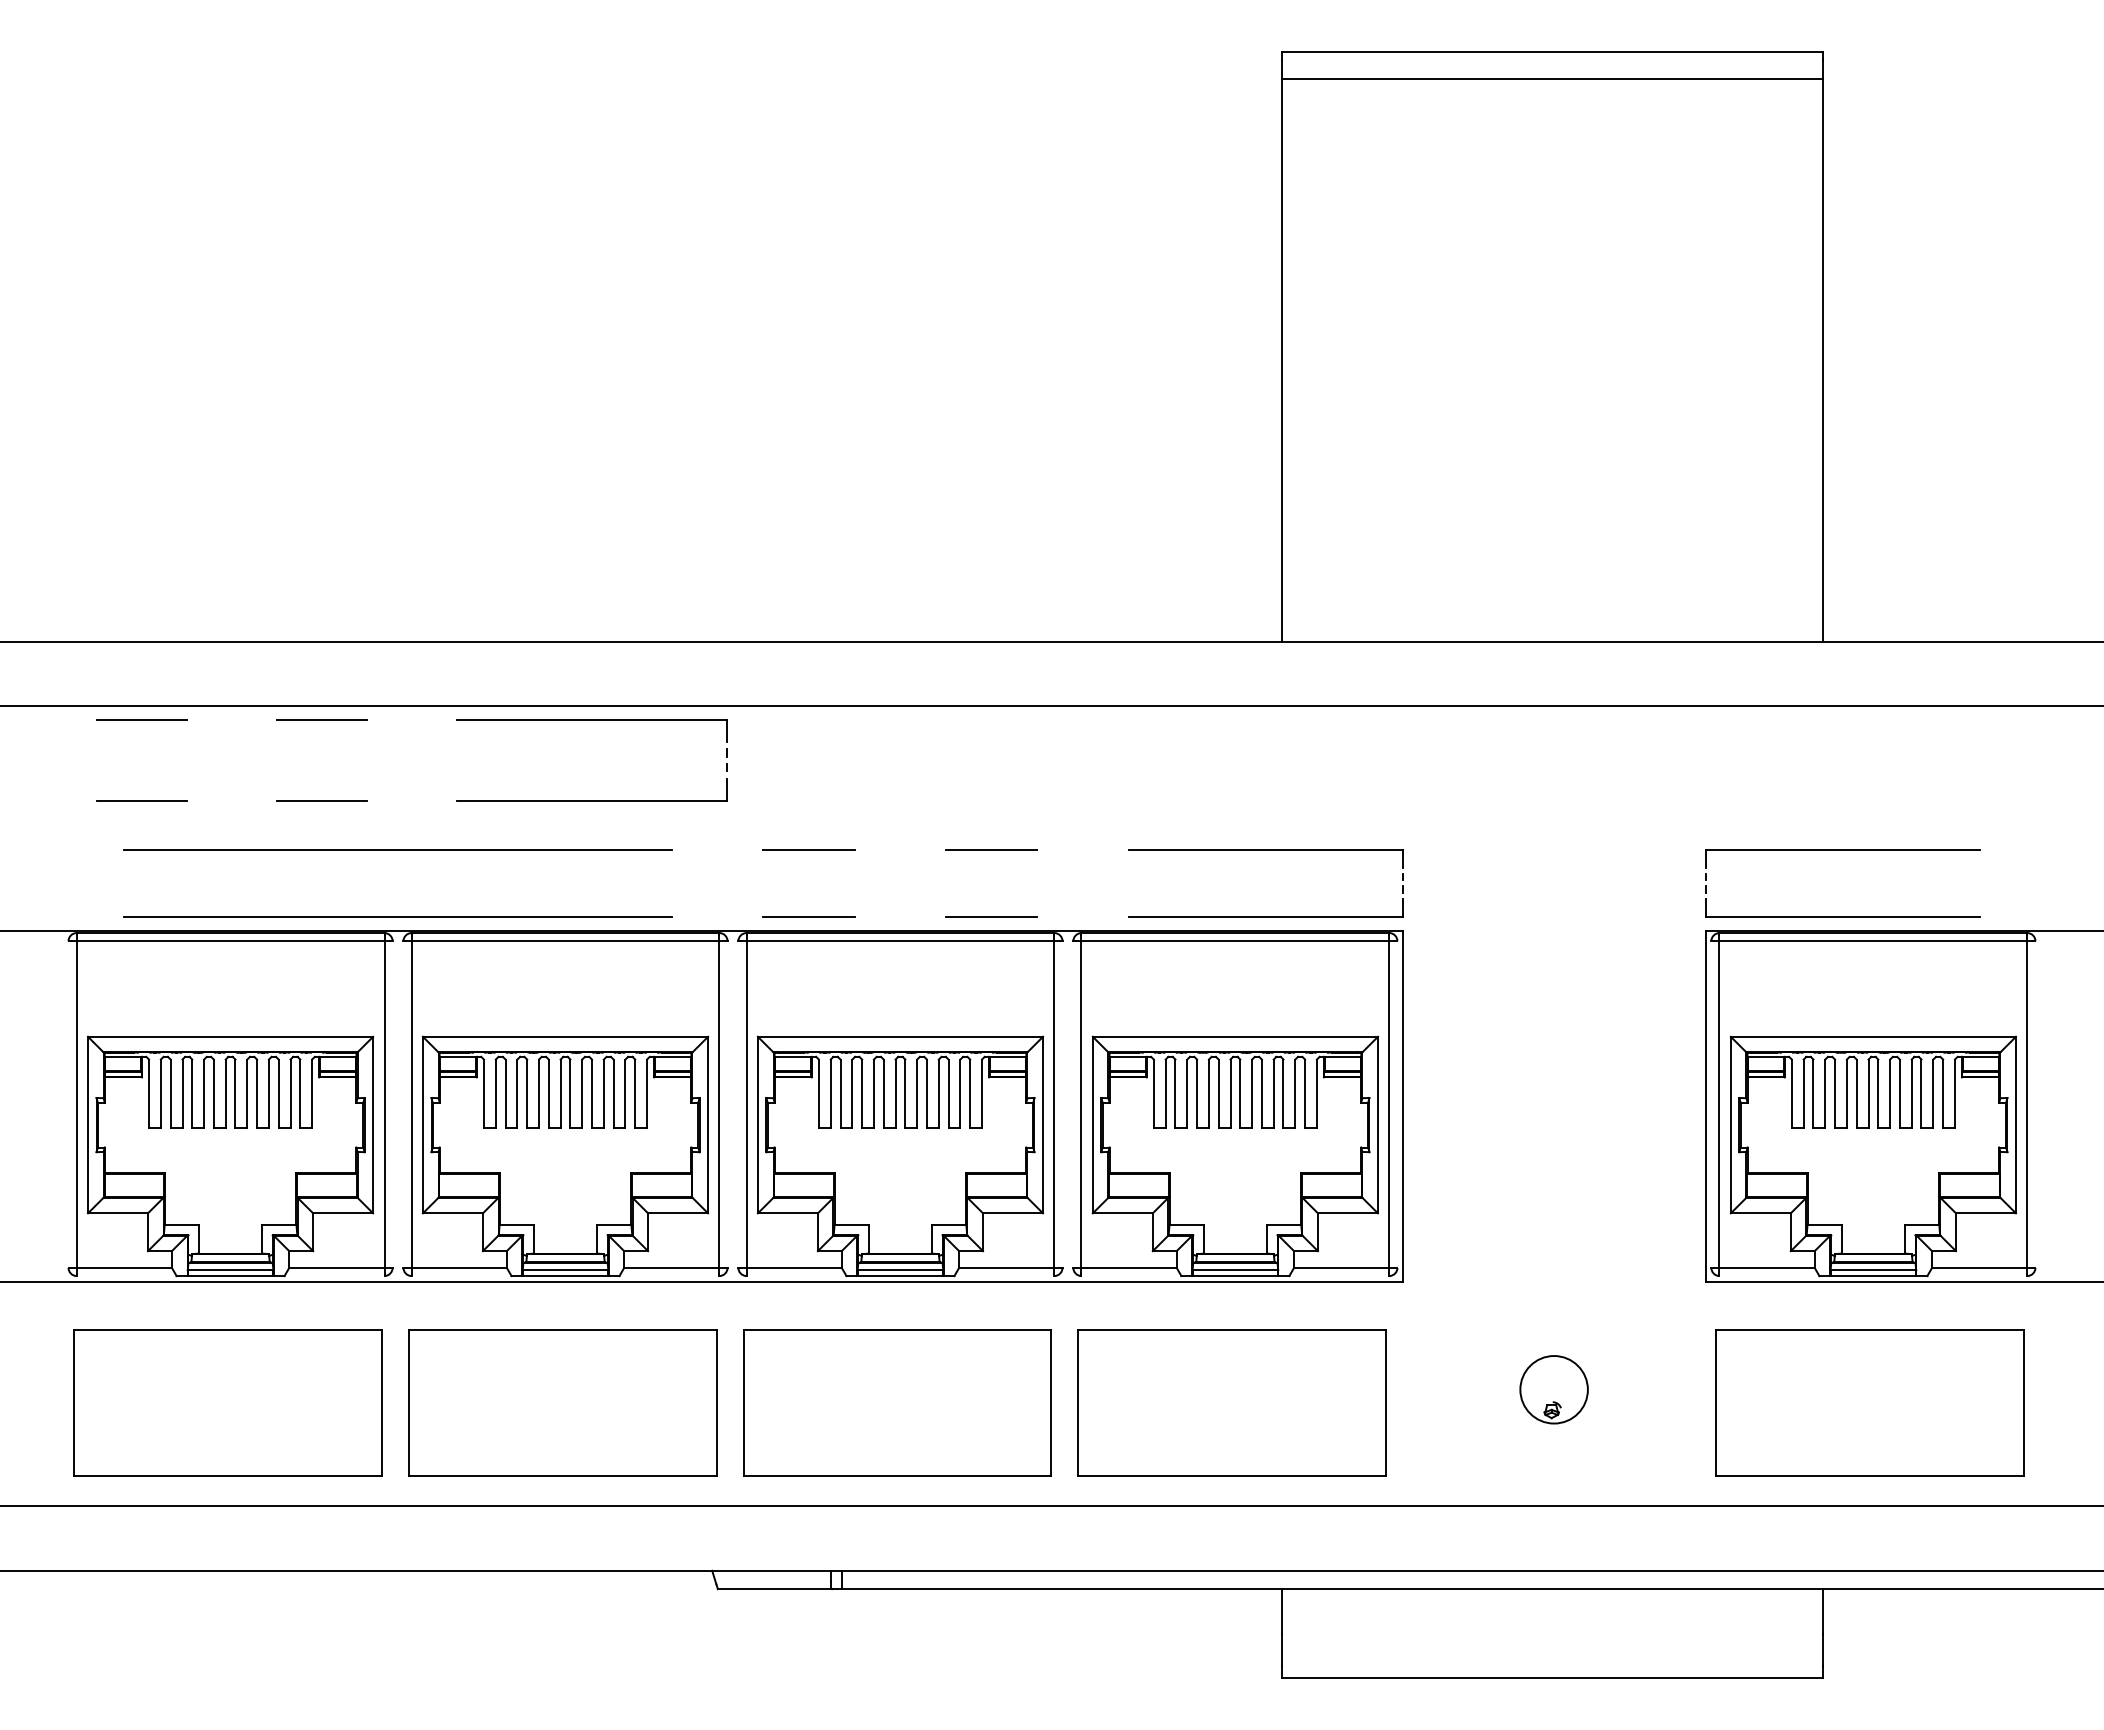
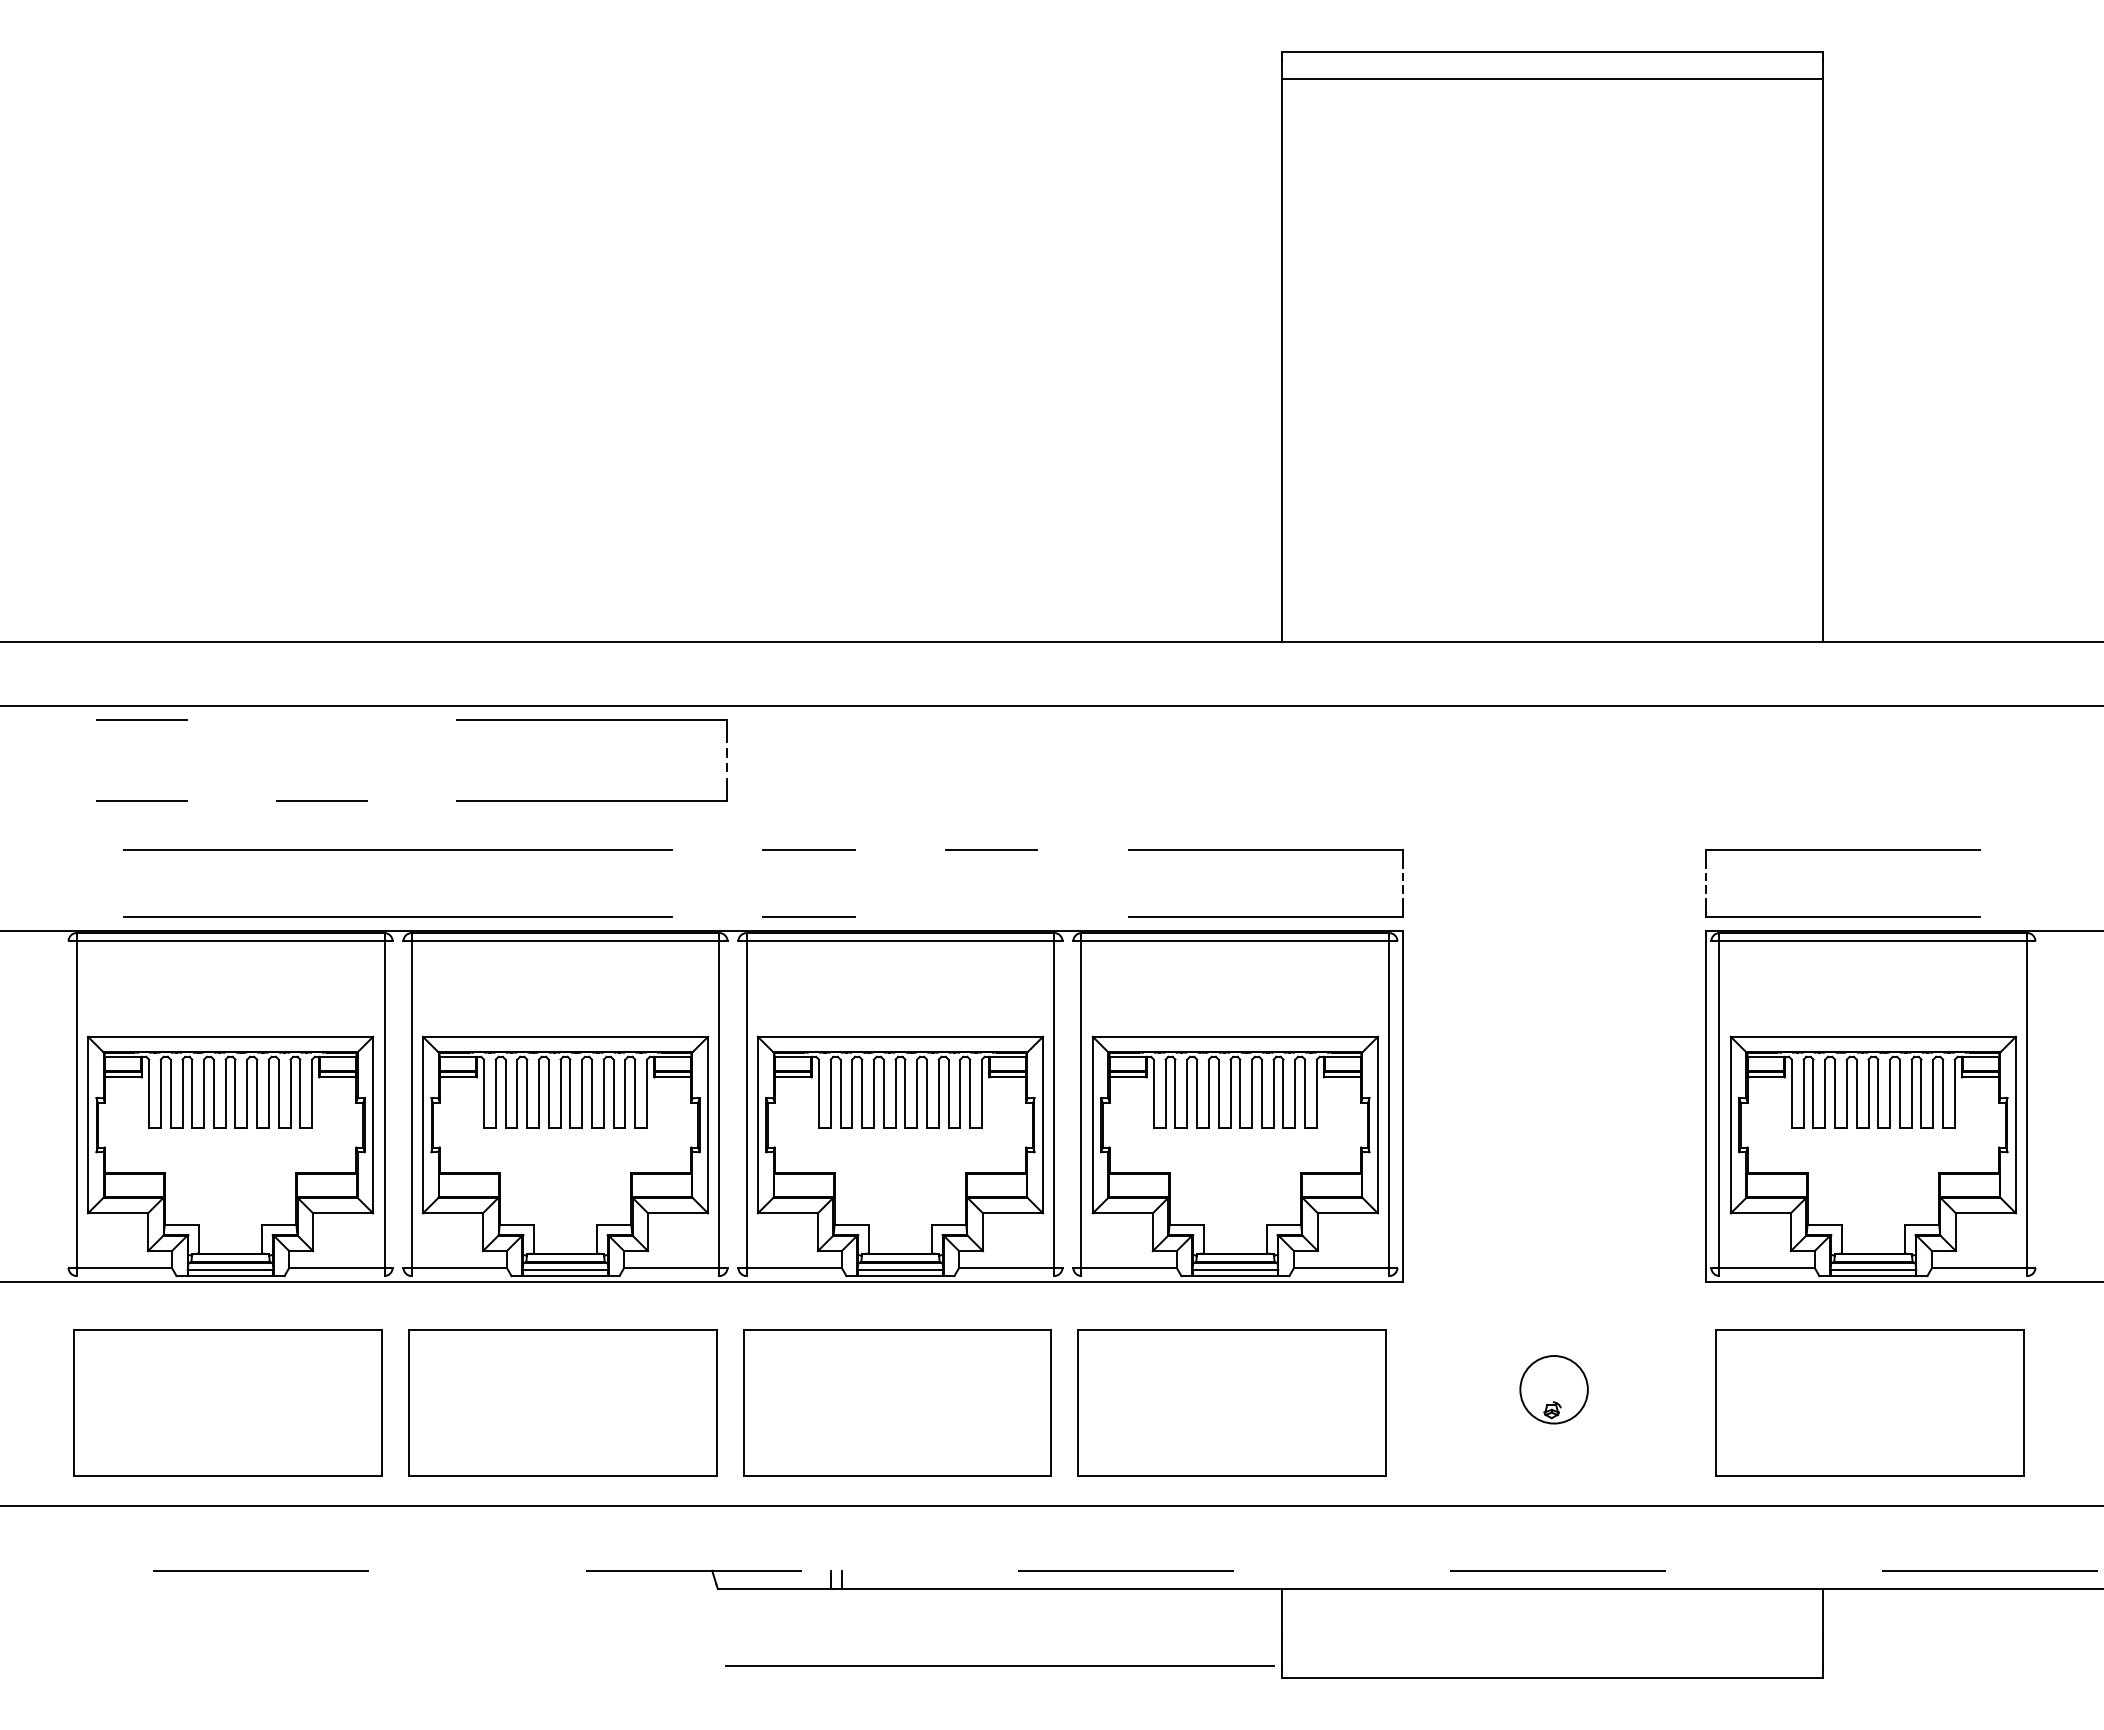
line: present -> none (321, 719)
line: present -> none (991, 917)
line: solid -> dashed (1051, 1570)
line: none -> present (999, 1665)
